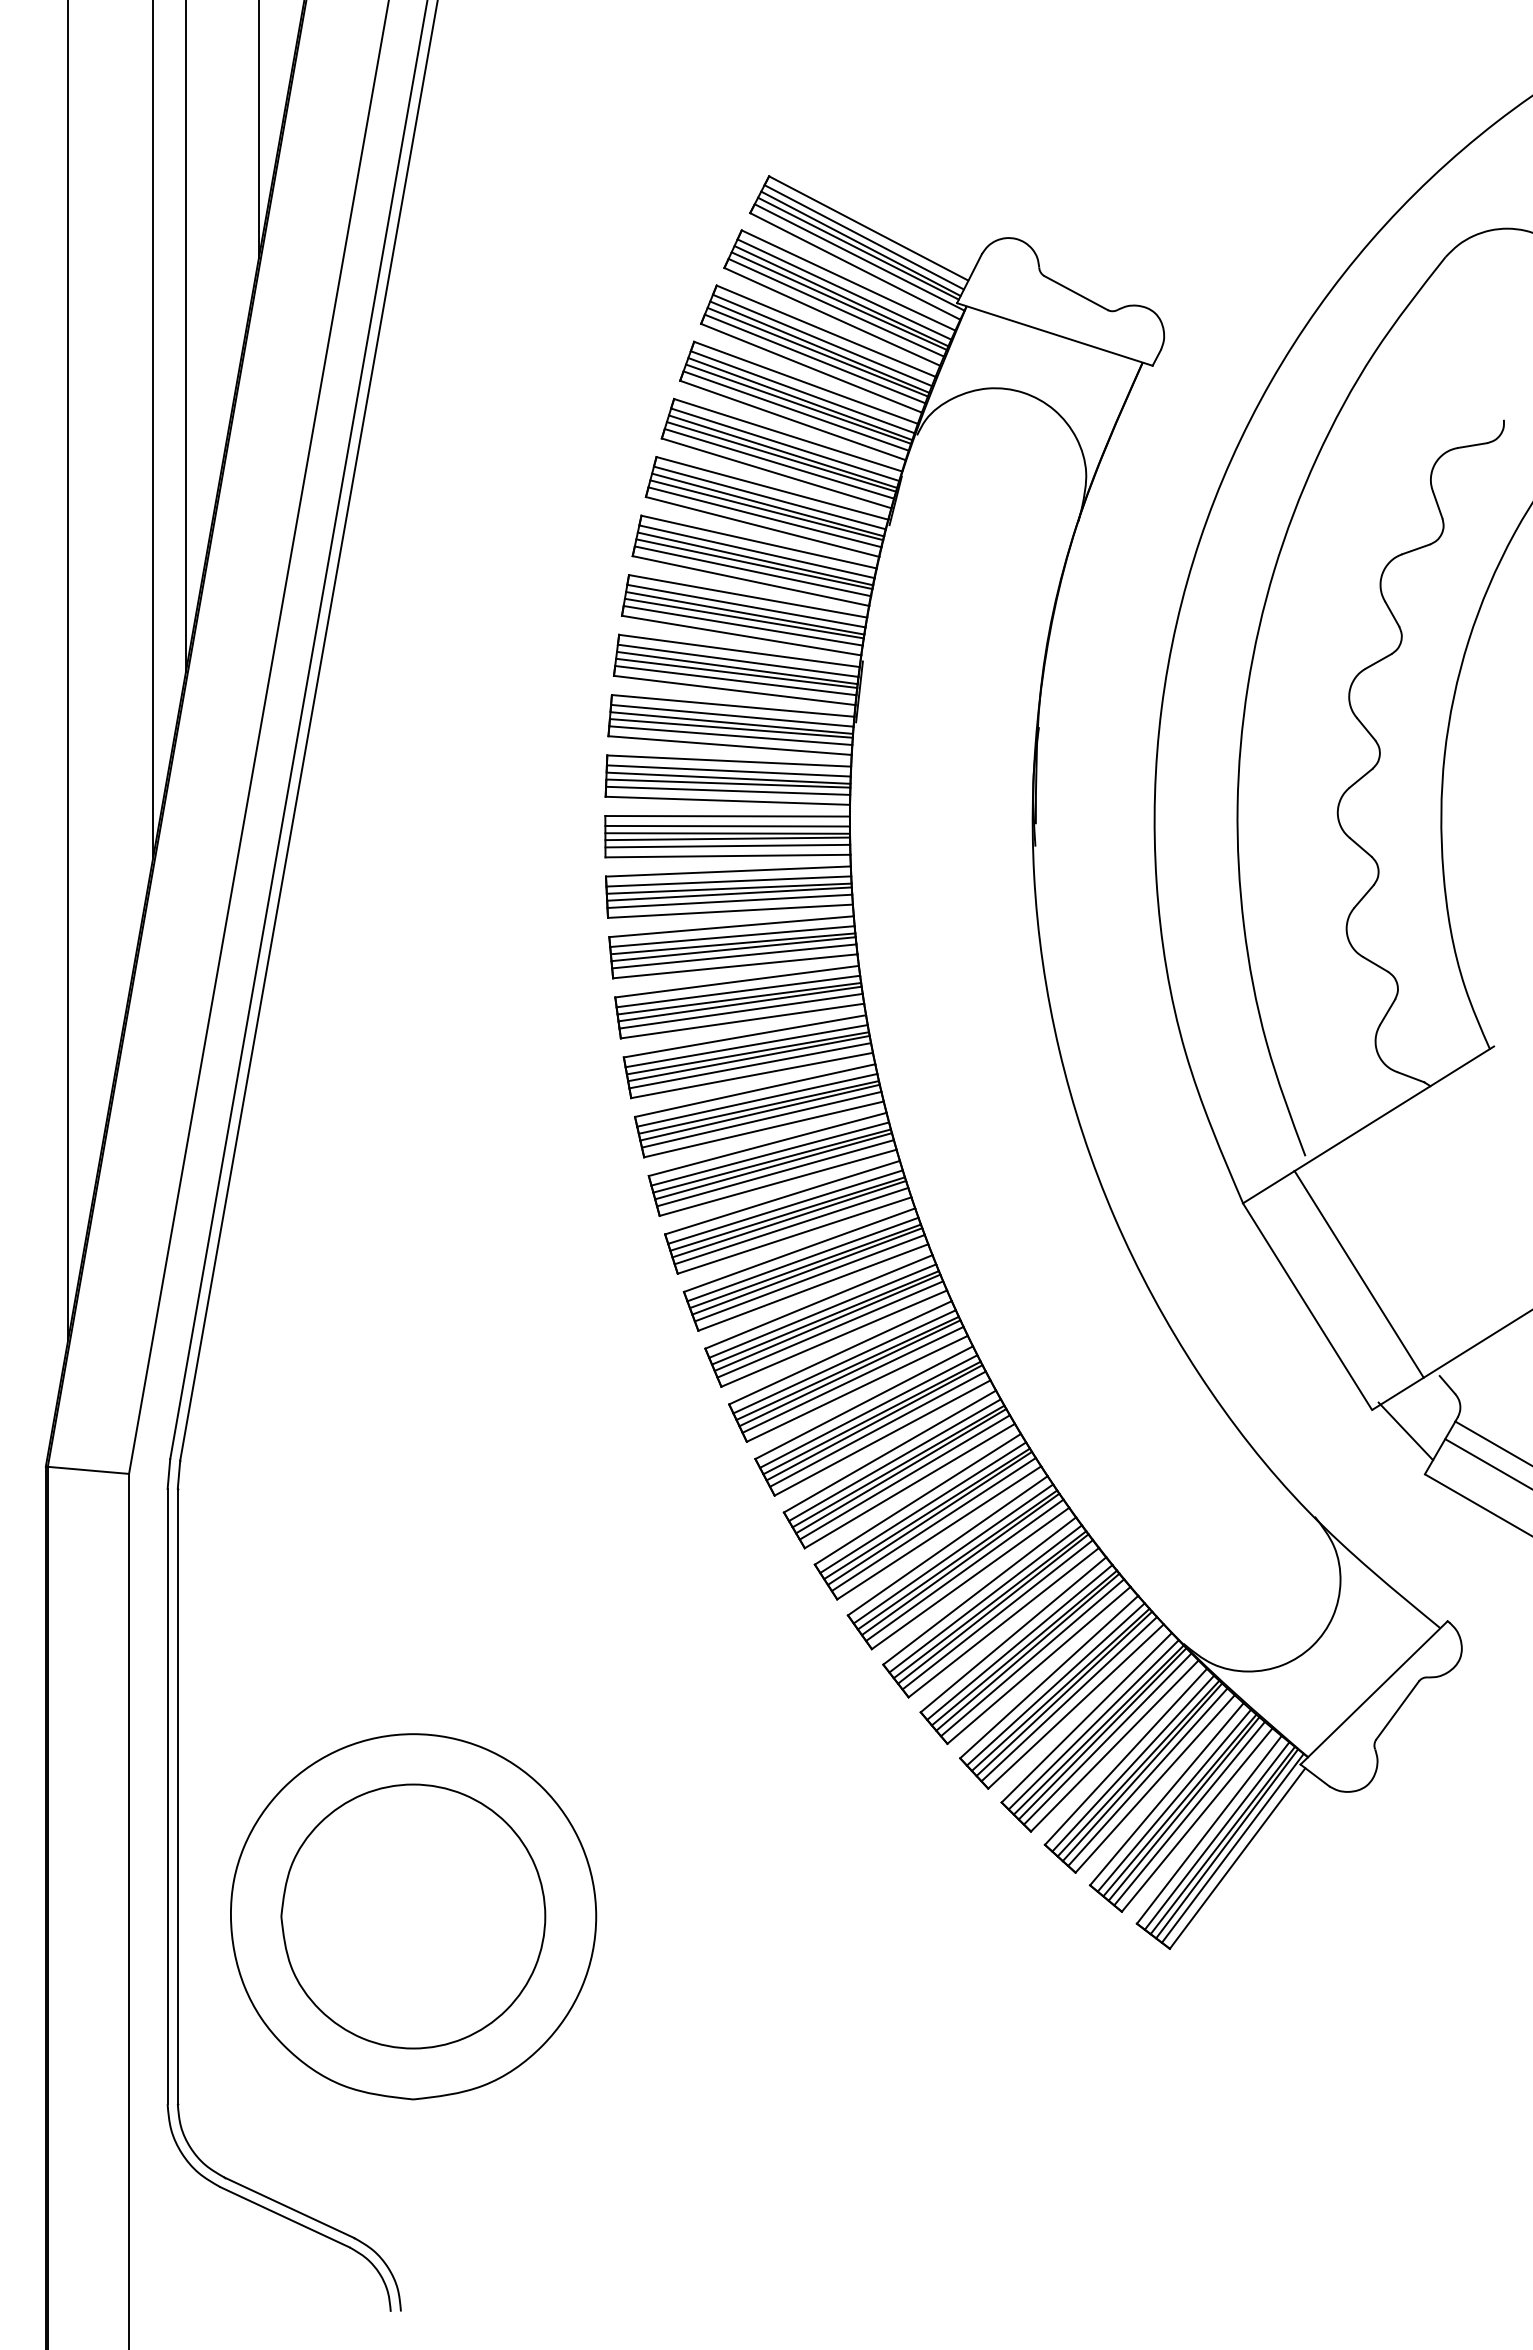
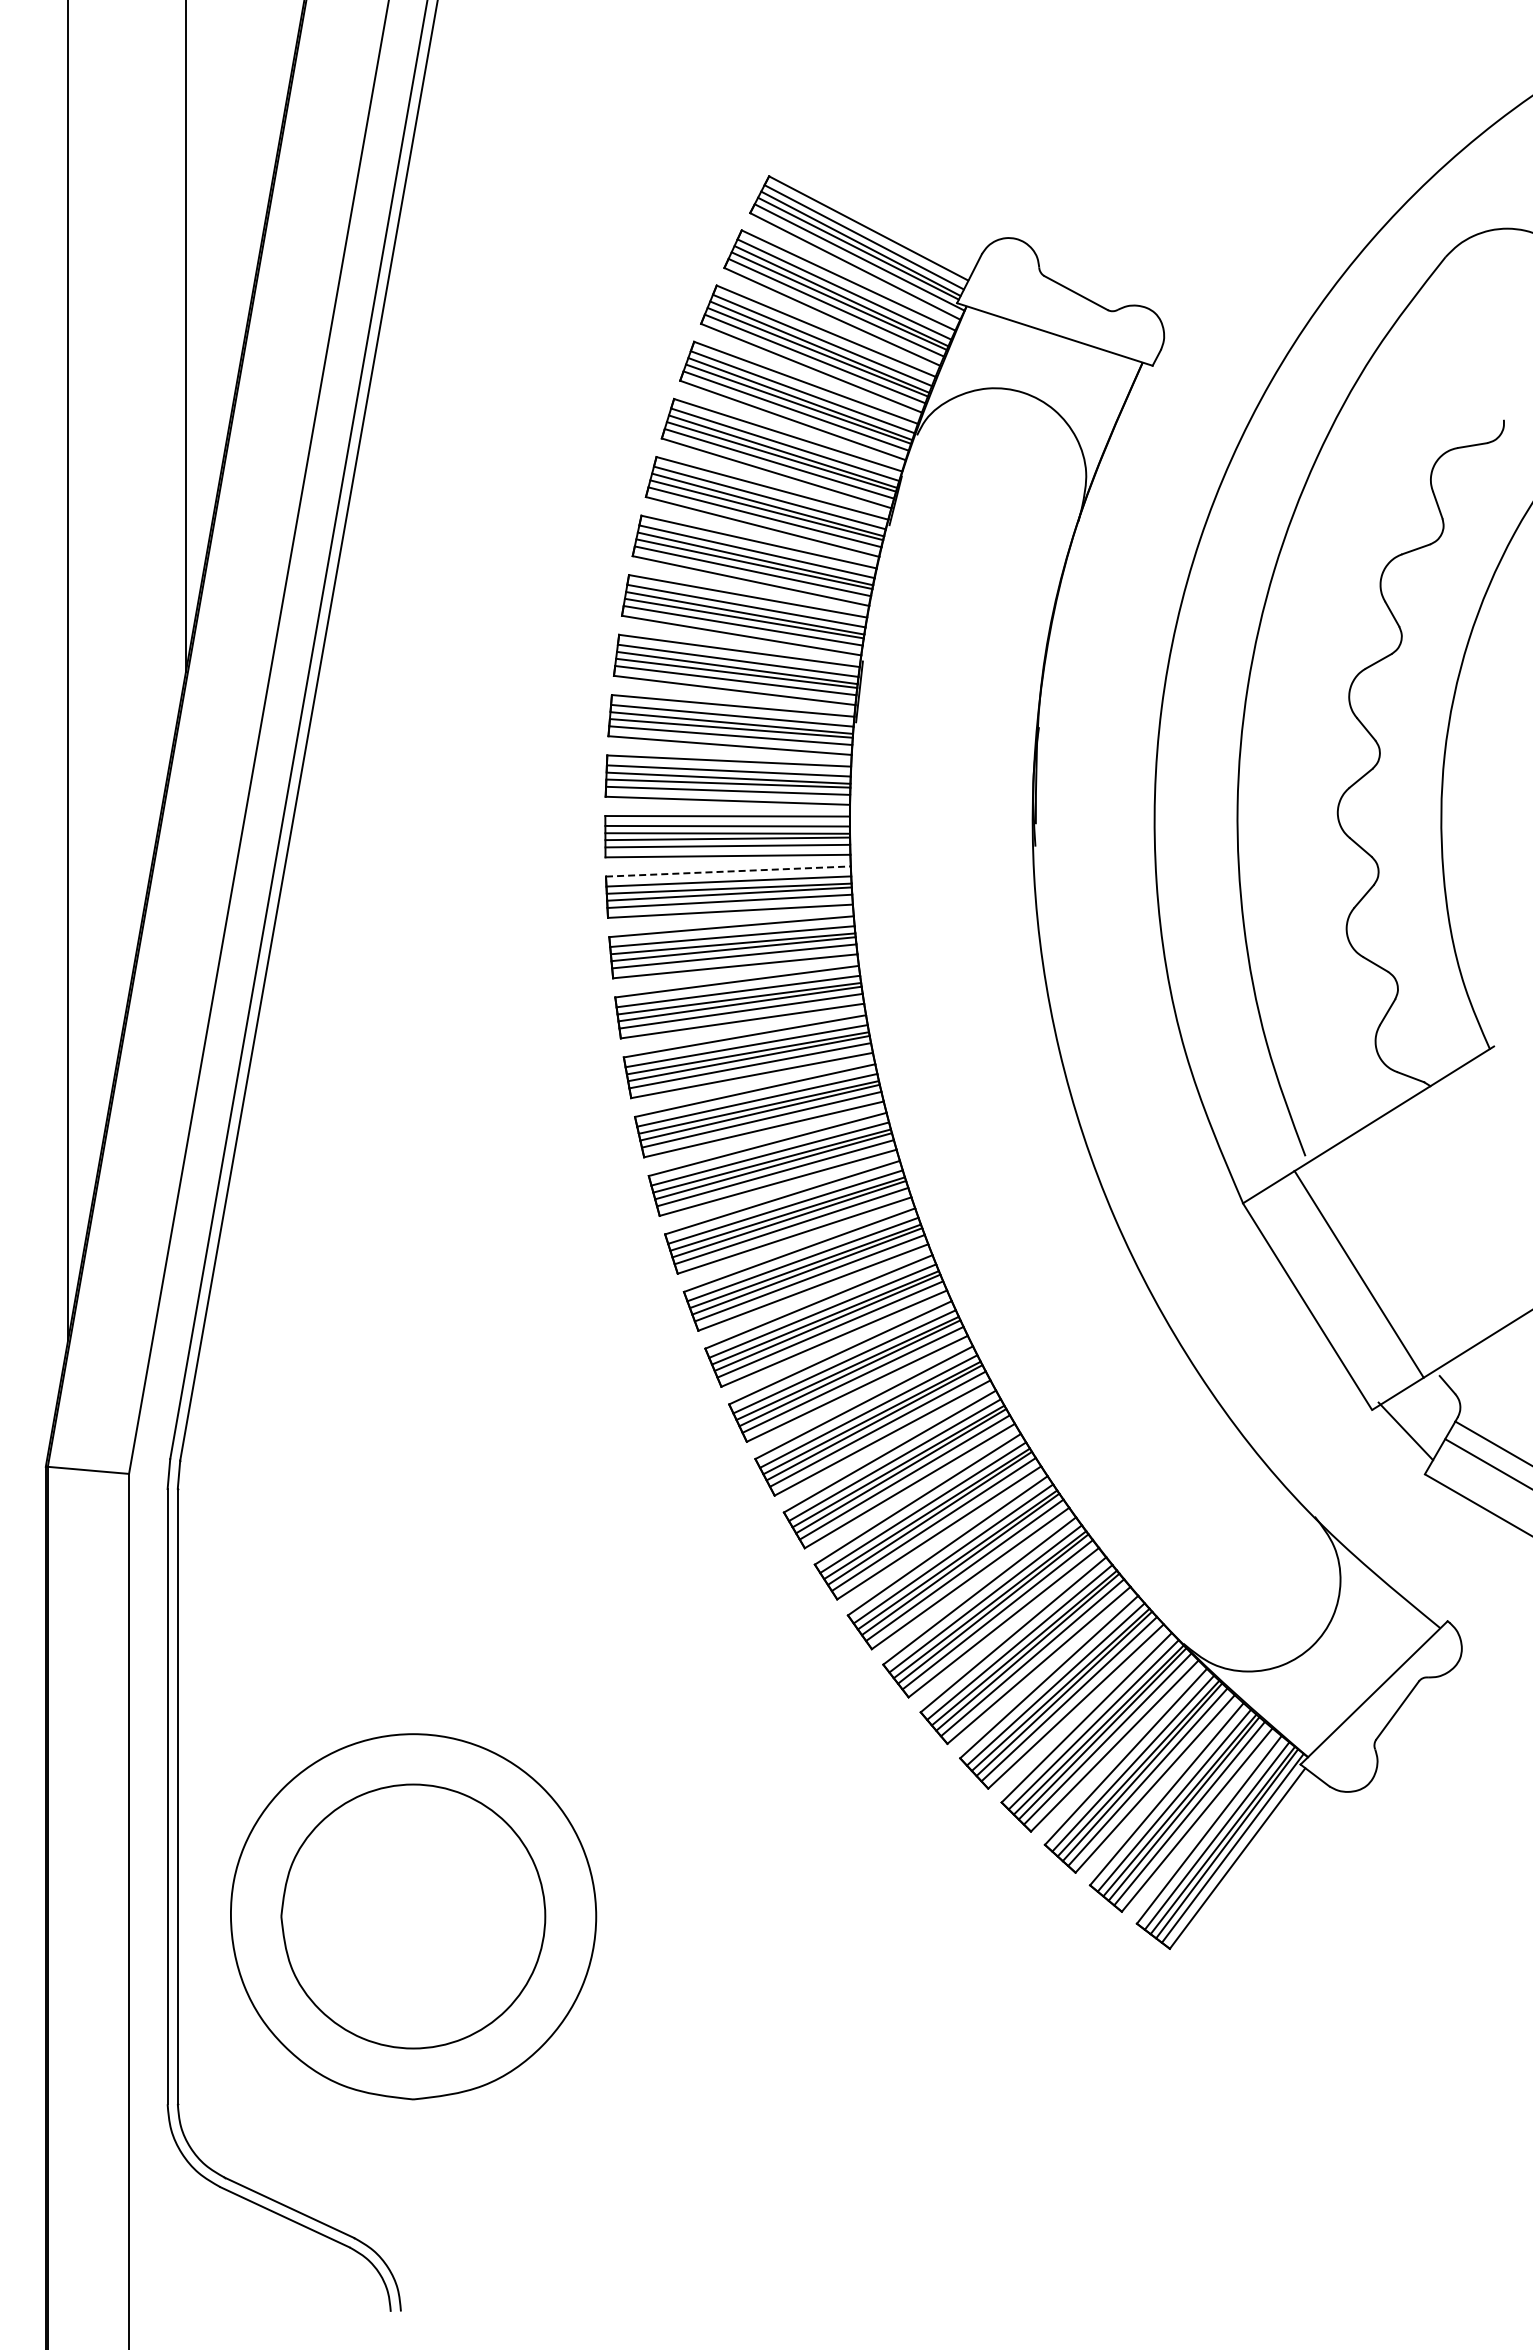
line: present -> none (259, 129)
line: present -> none (153, 429)
line: solid -> dashed (728, 871)
